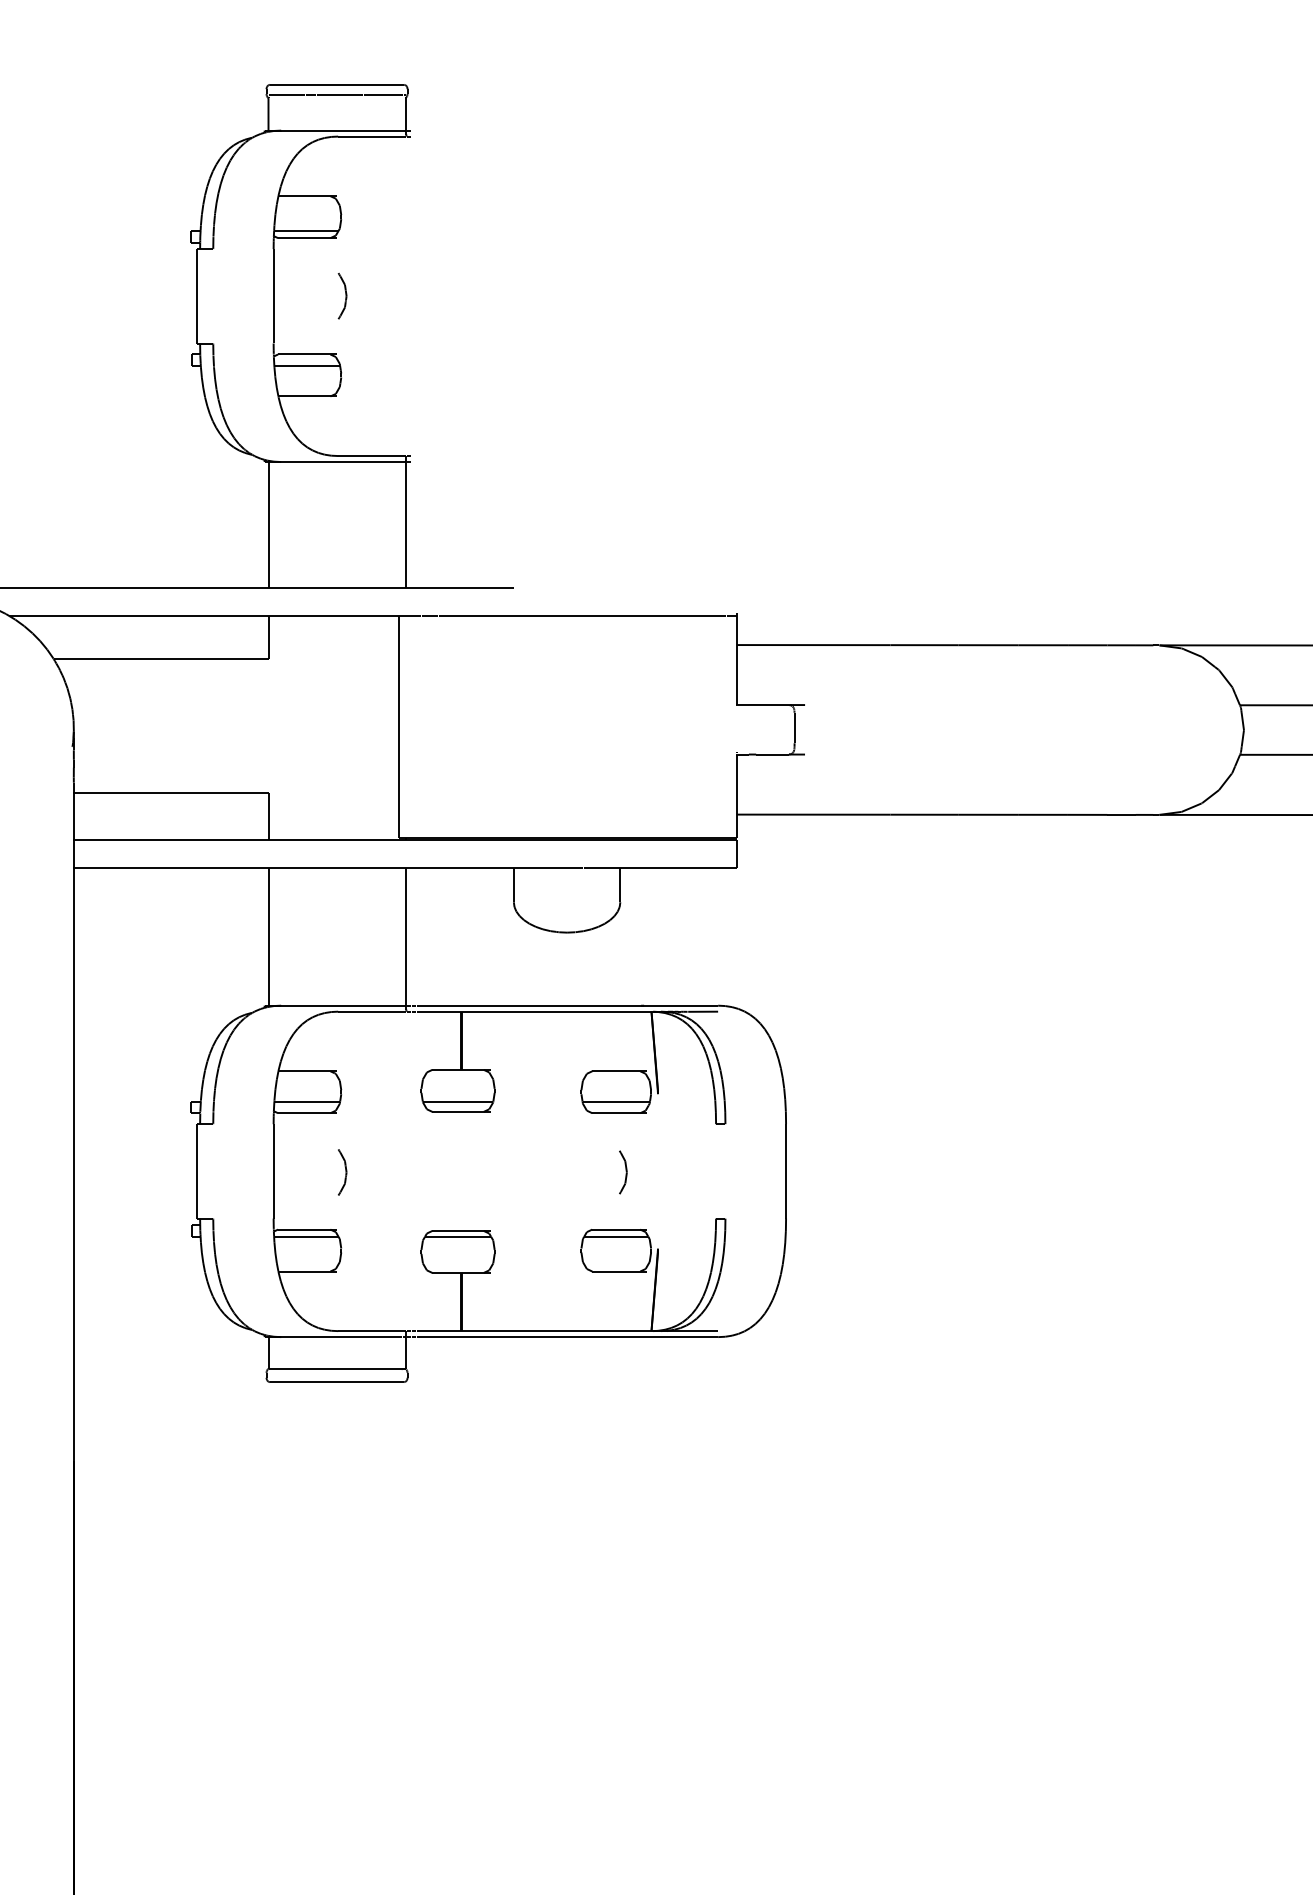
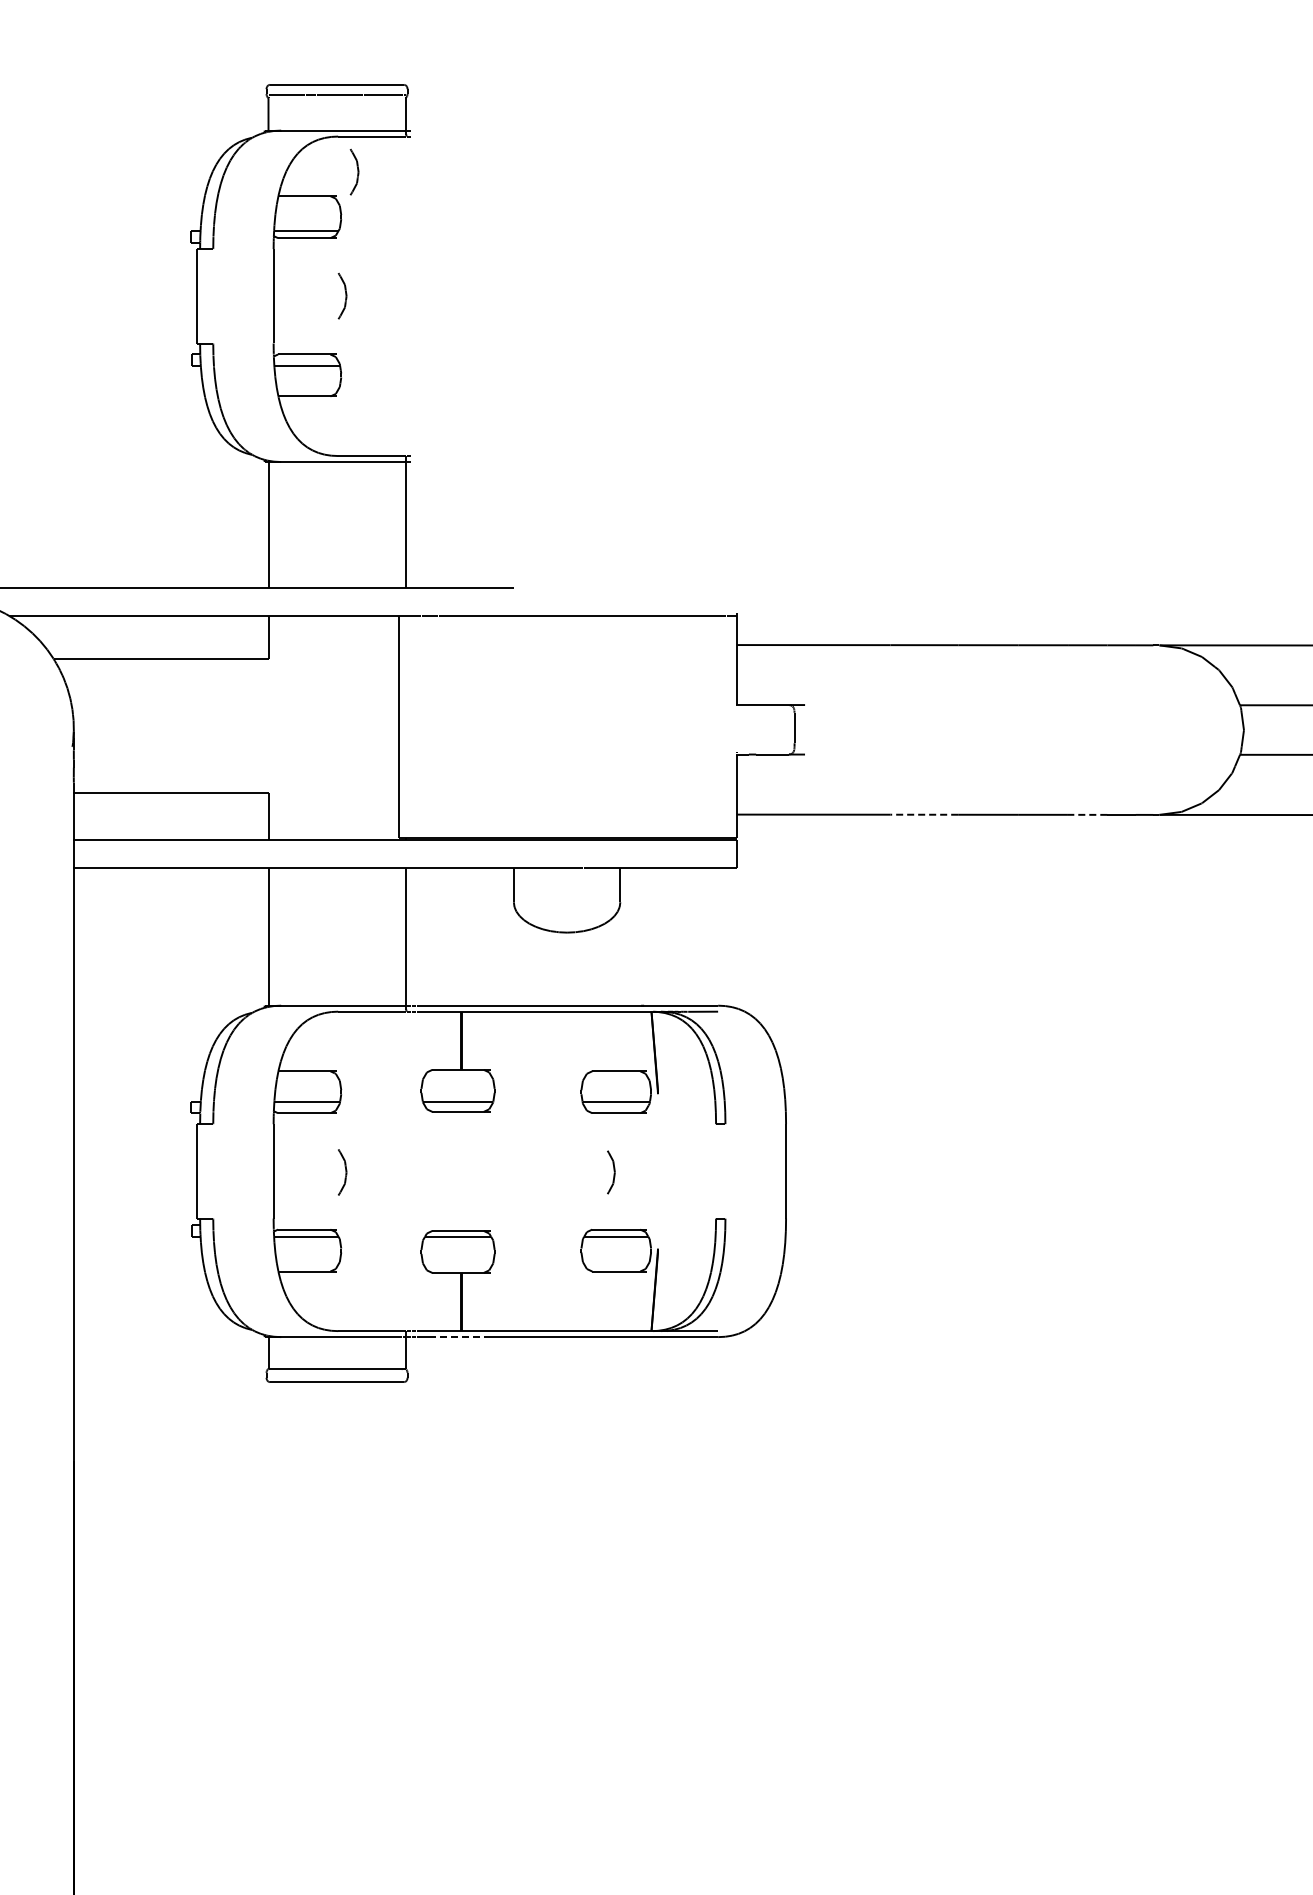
part: none -> present (354, 171)
line: solid -> dashed (924, 814)
line: solid -> dashed (1087, 814)
part position: (623, 1172) -> (611, 1172) (611, 1172)
line: solid -> dashed (459, 1337)
